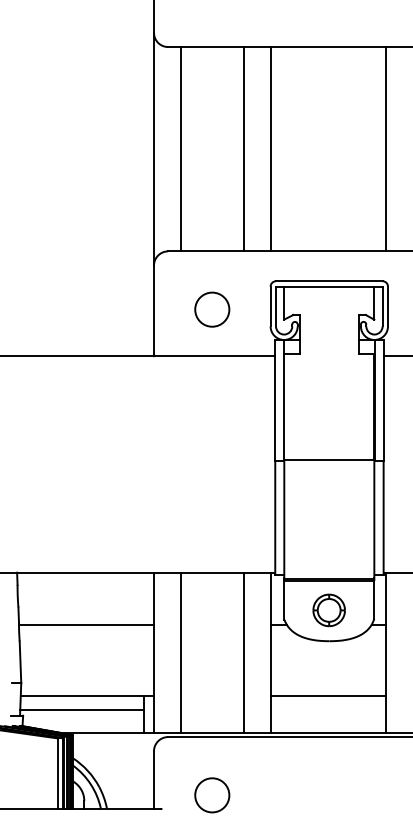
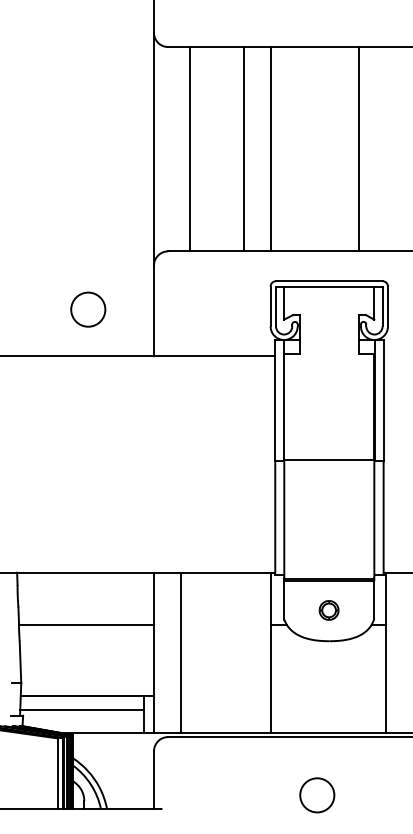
line position: (181, 149) -> (190, 149) (190, 149)
line position: (386, 149) -> (359, 149) (359, 149)
circle position: (212, 309) -> (88, 309) (88, 309)
line: present -> none (396, 356)
part size: 34x35 px -> 22x21 px (328, 610)
line: present -> none (244, 652)
line: present -> none (328, 695)
circle position: (212, 795) -> (317, 795) (317, 795)
